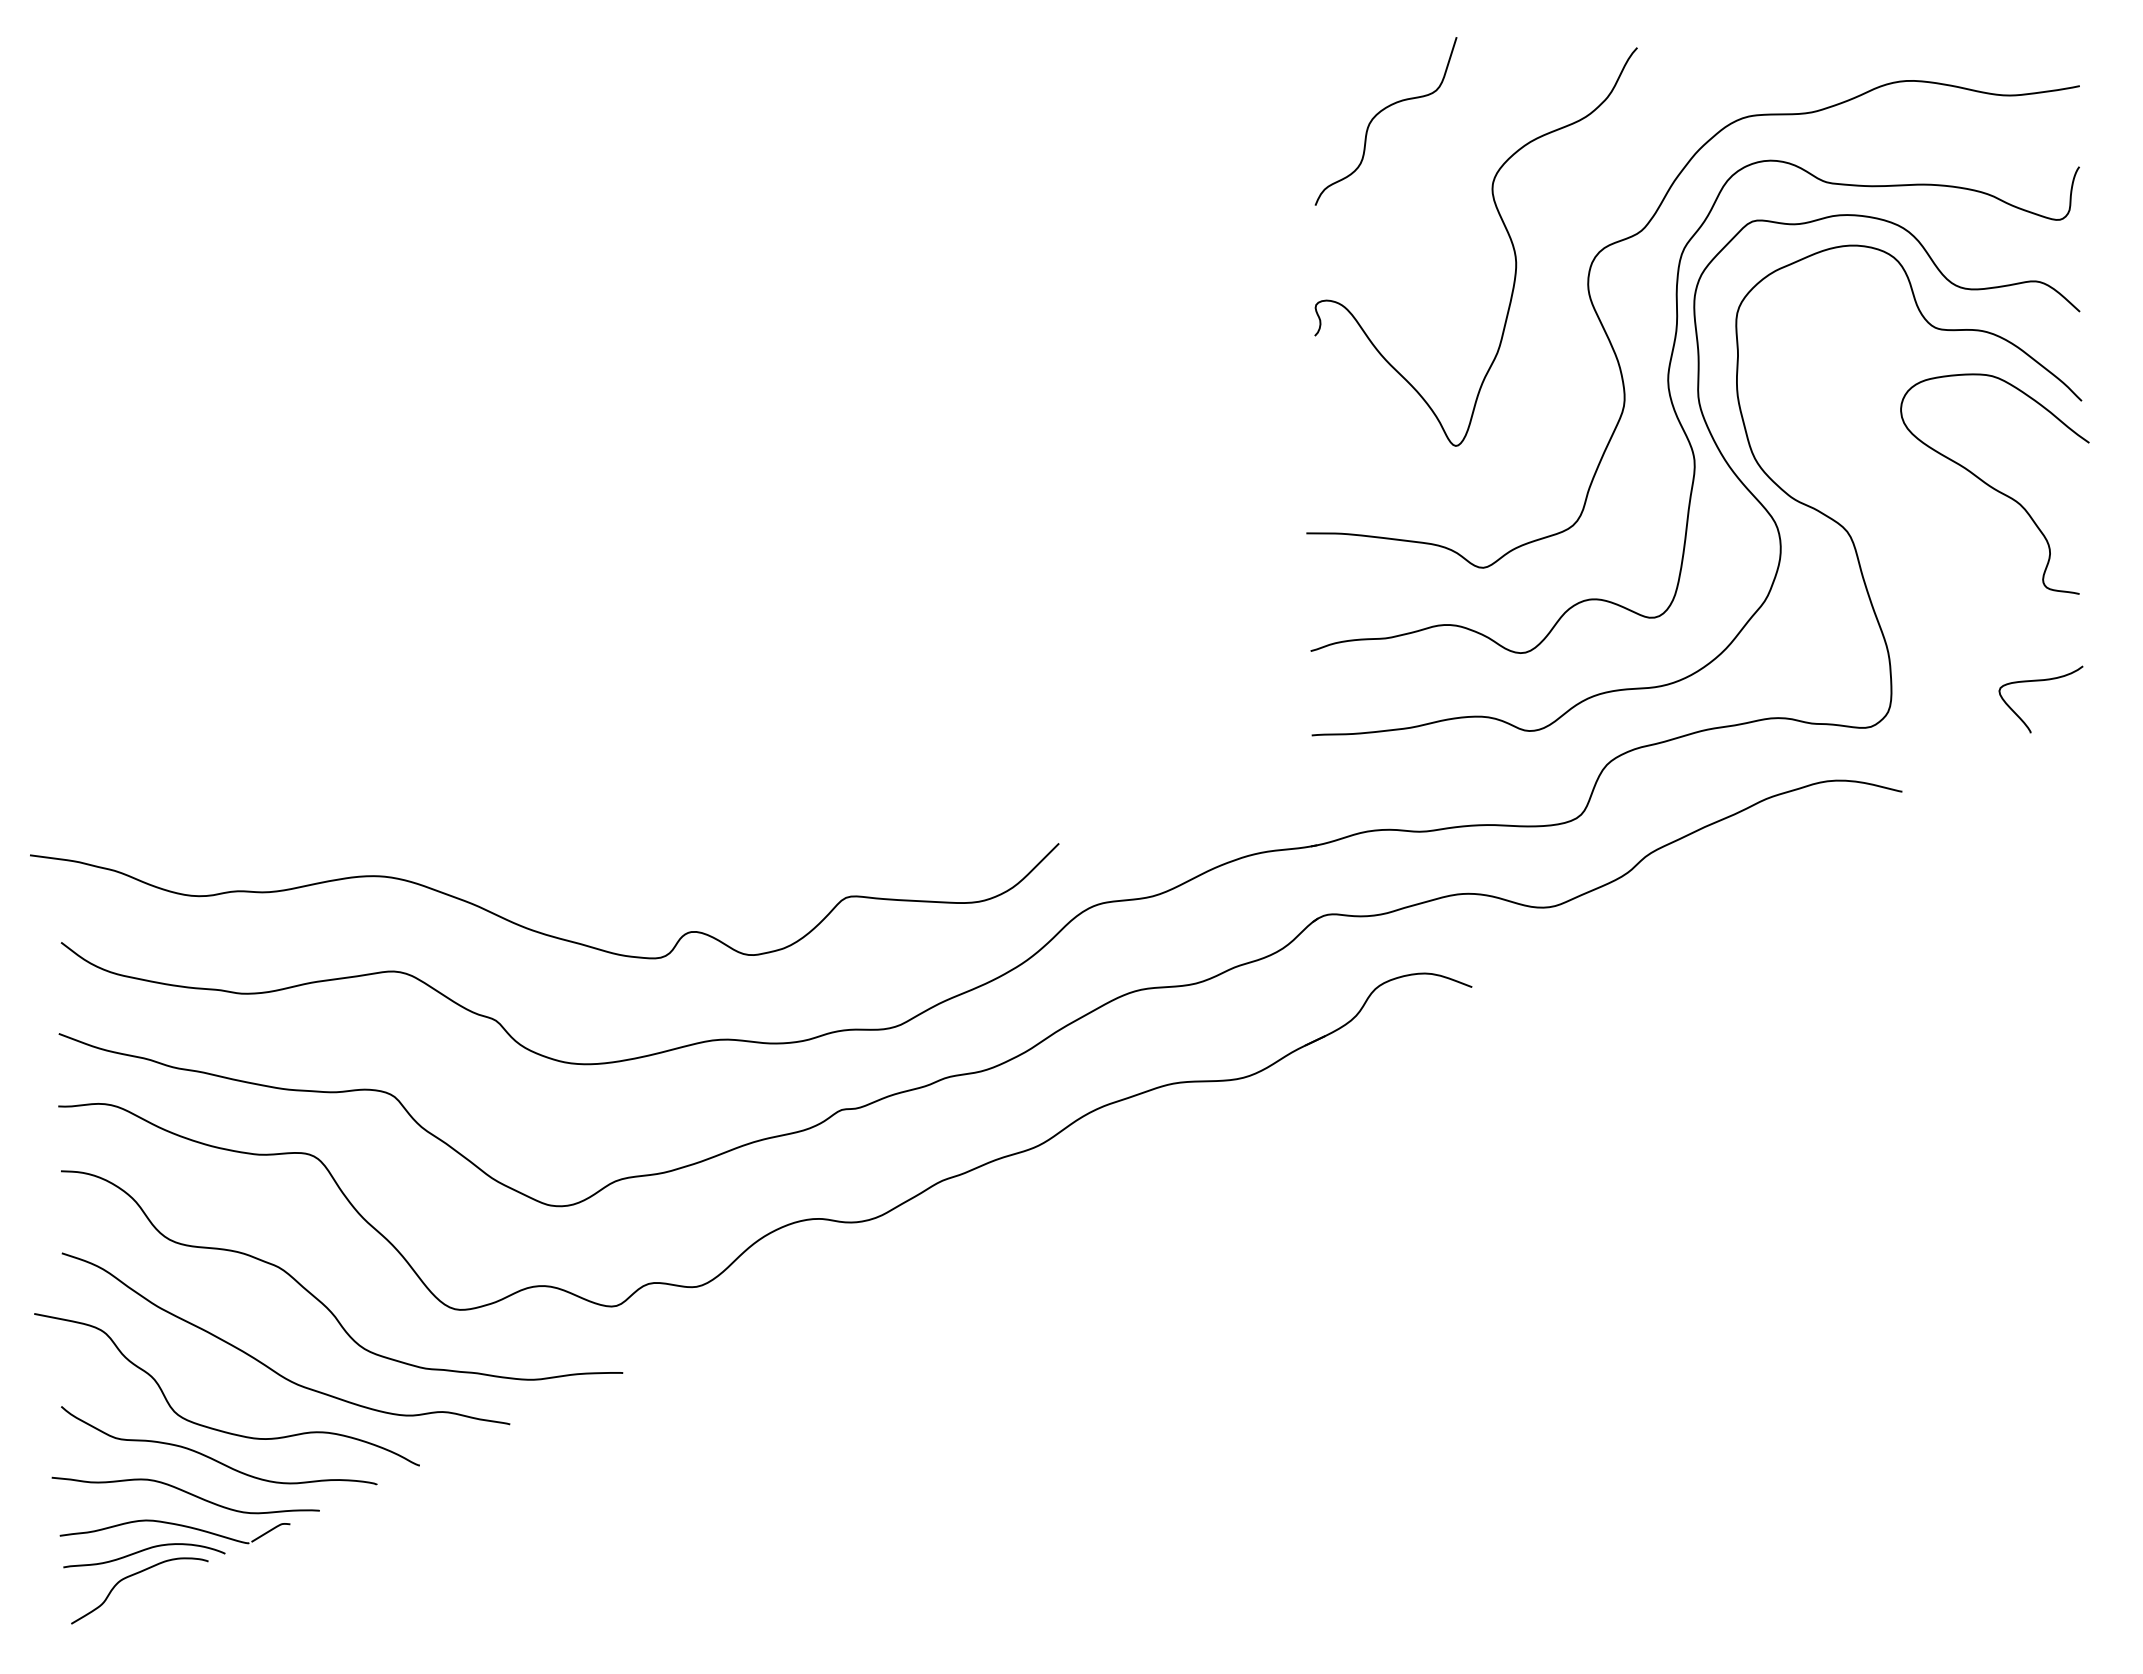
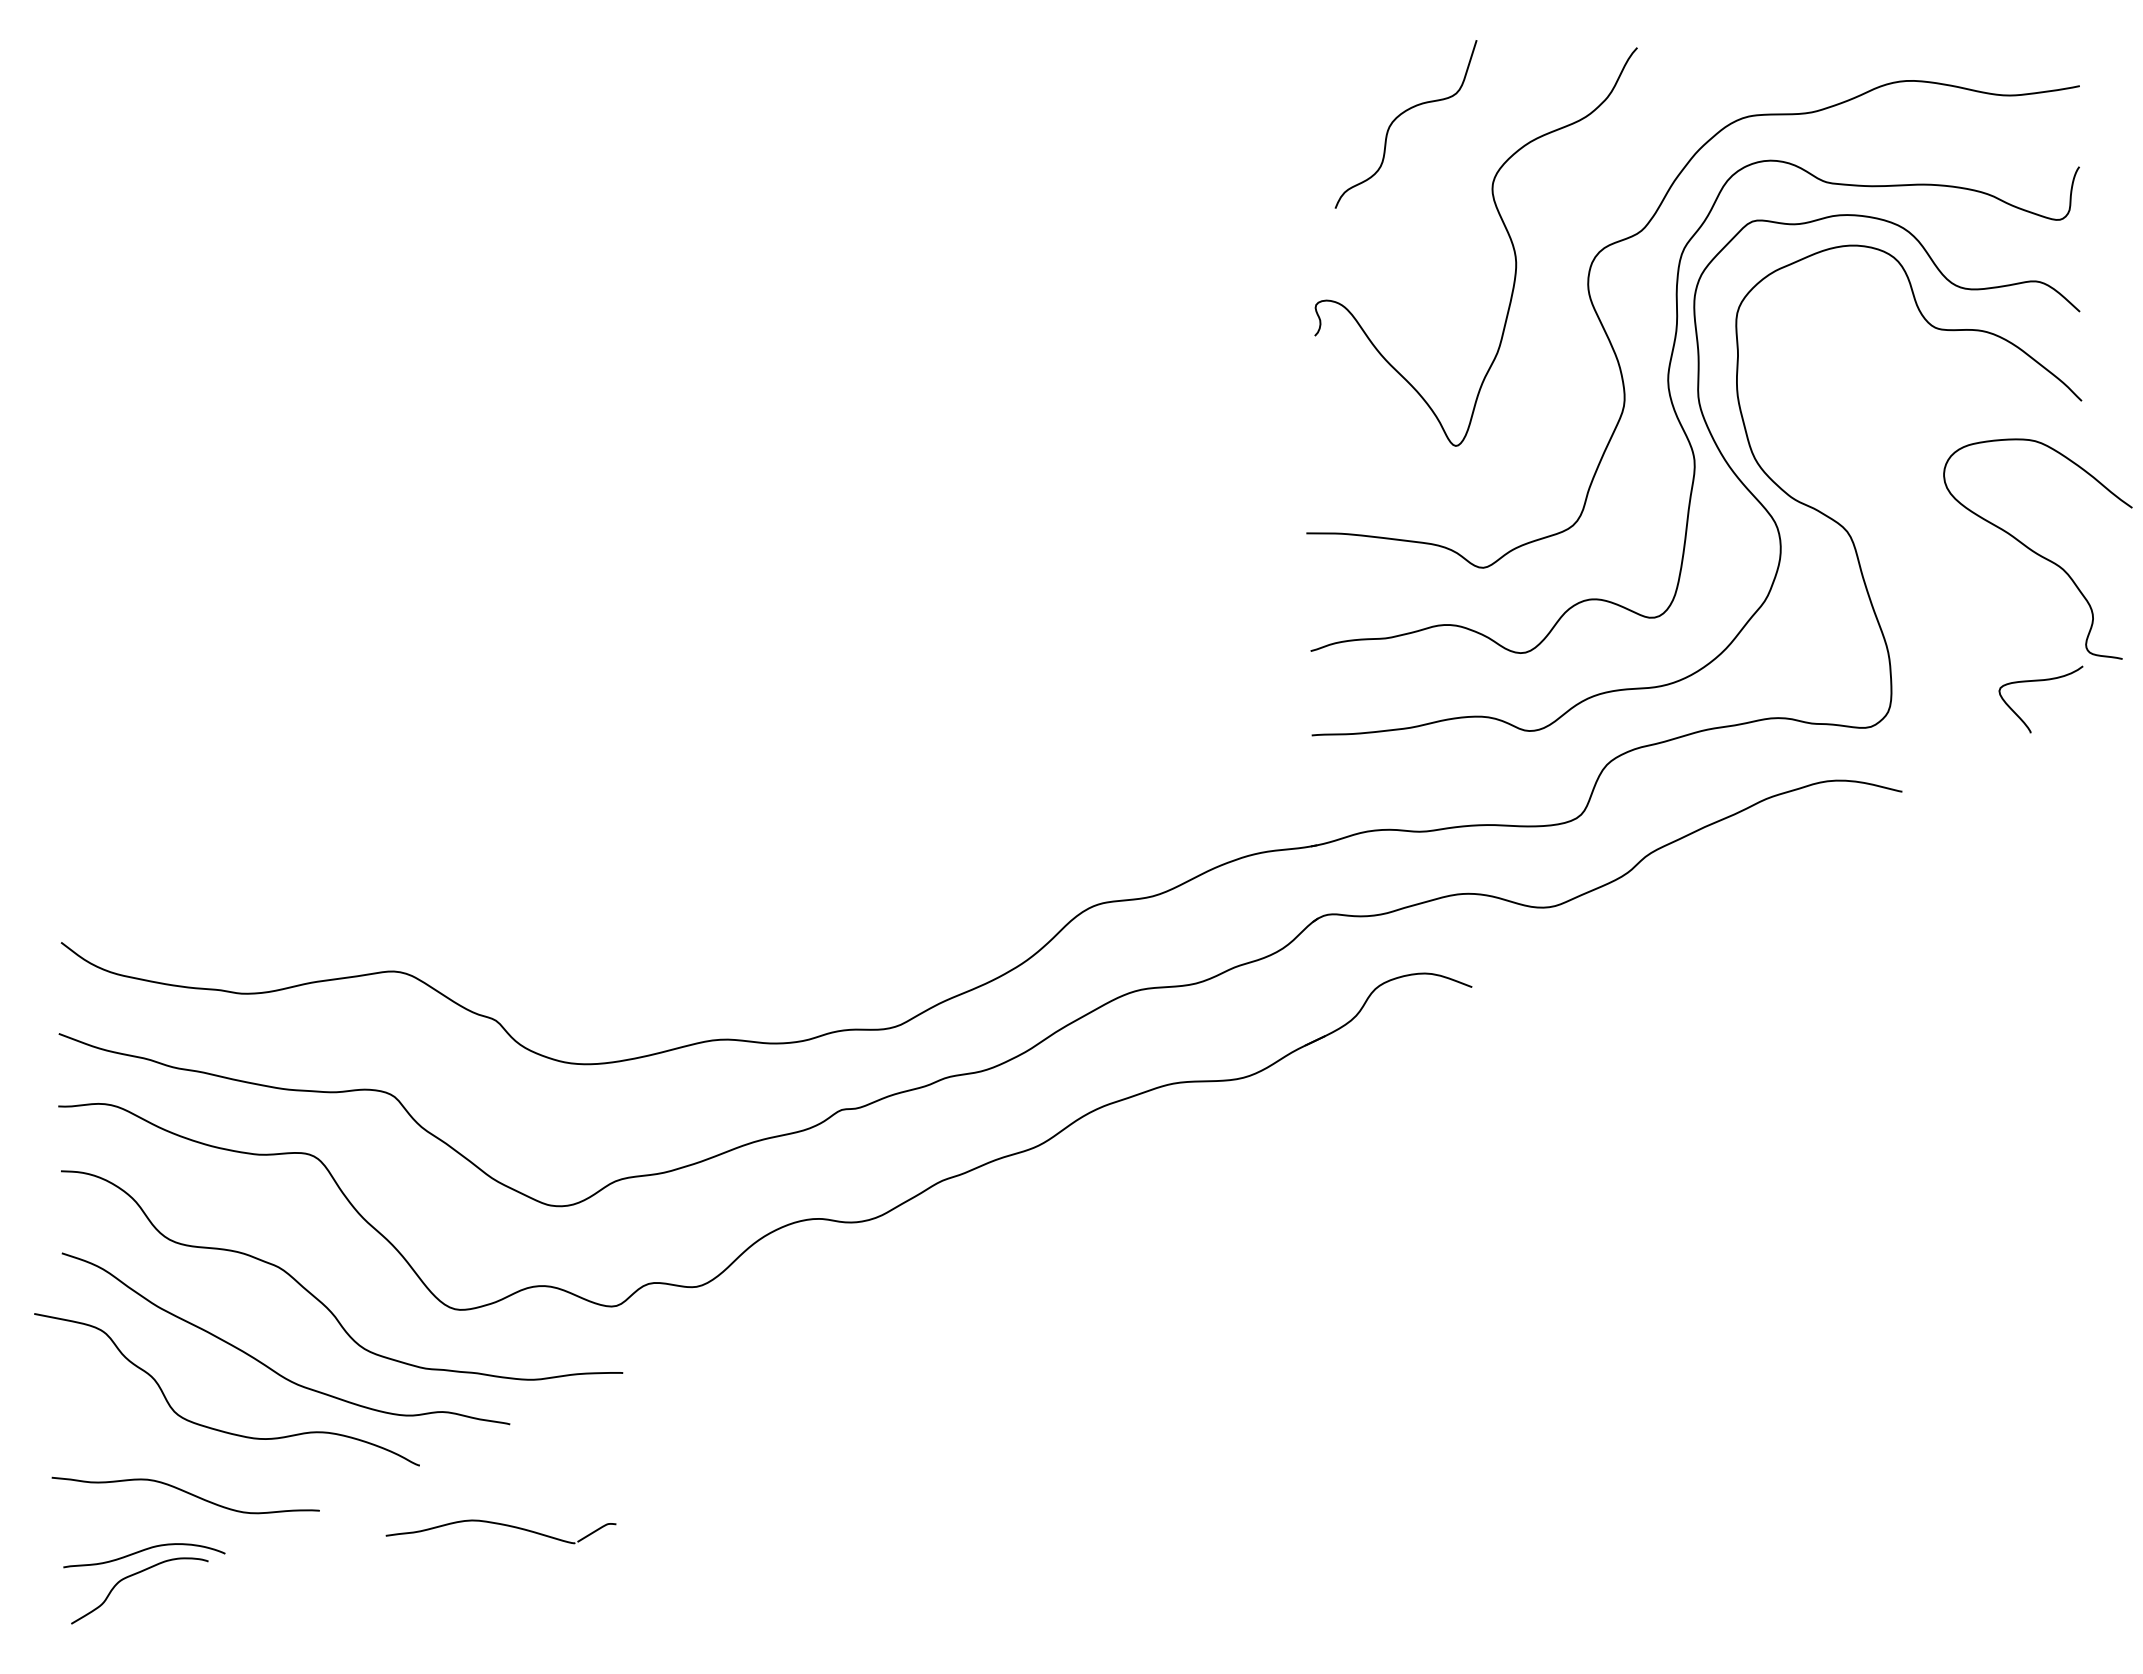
curve position: (1378, 114) -> (1398, 117) (1398, 117)
curve position: (1992, 486) -> (2035, 551) (2035, 551)
curve: present -> none (533, 929)
curve: present -> none (213, 1458)
part position: (175, 1525) -> (501, 1525) (501, 1525)
